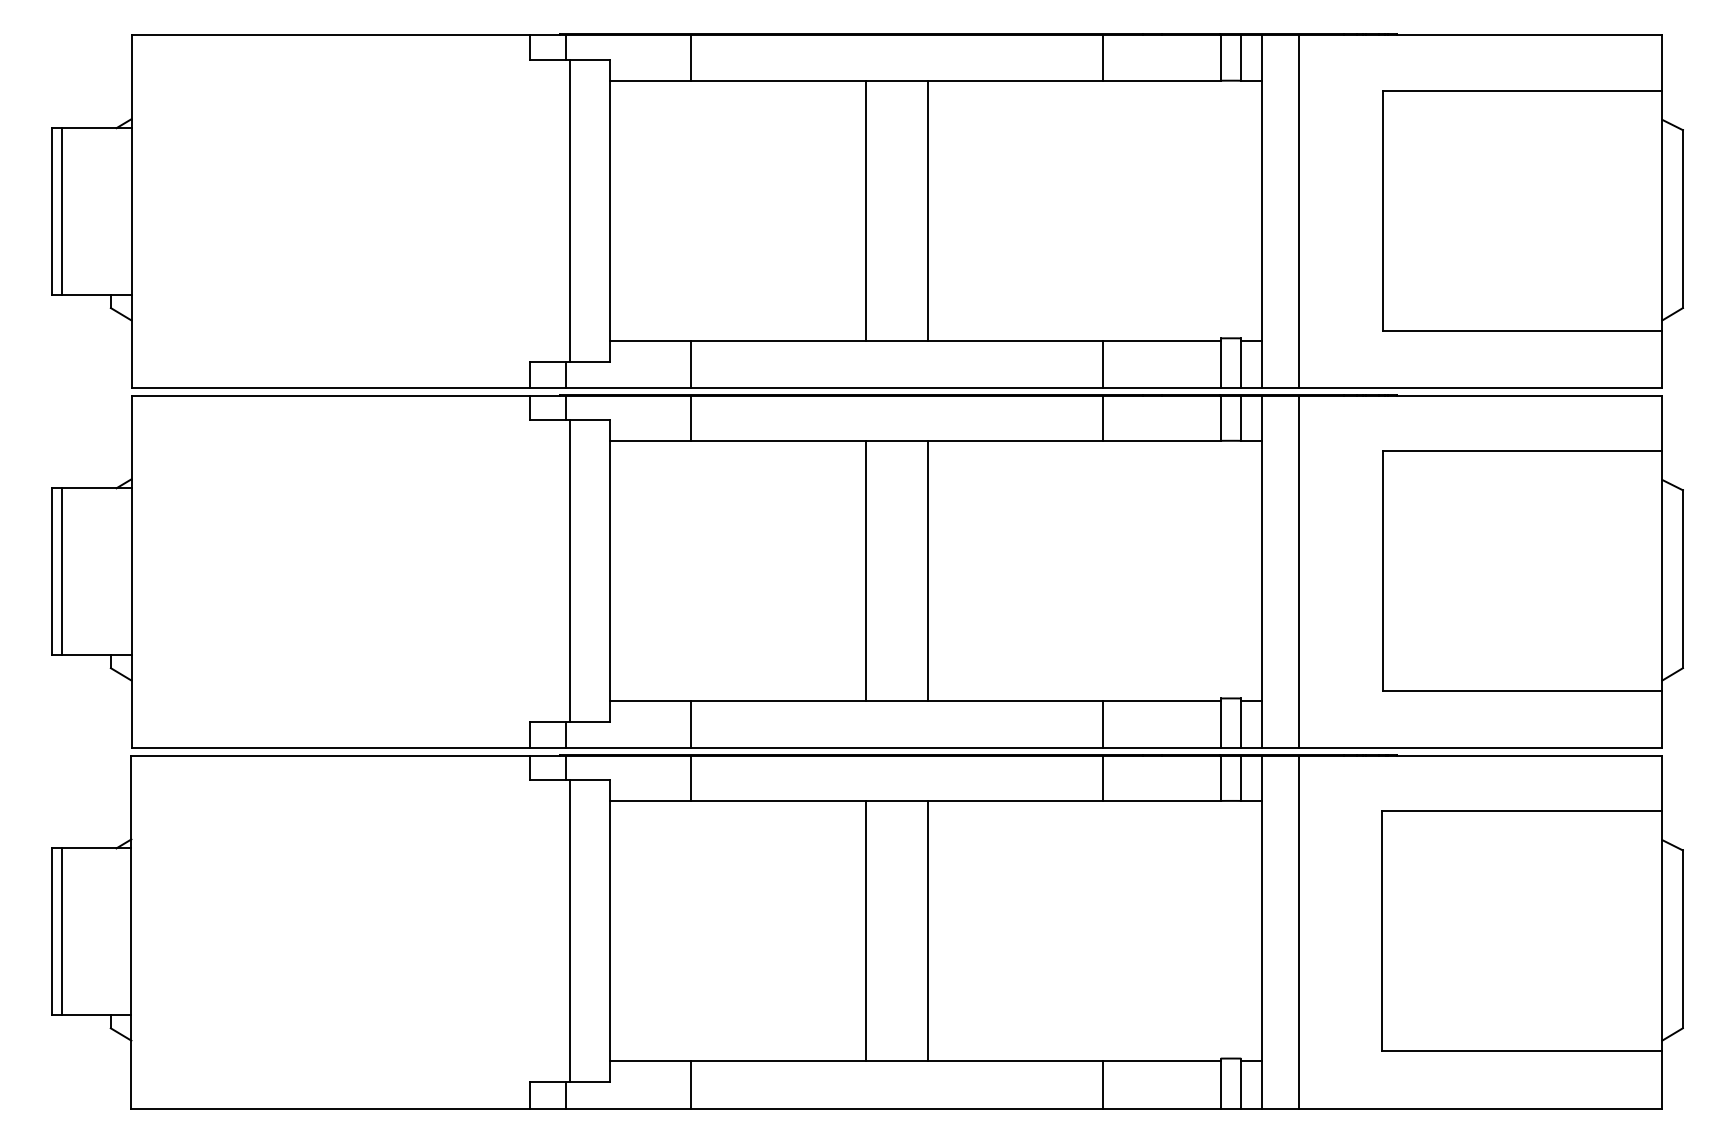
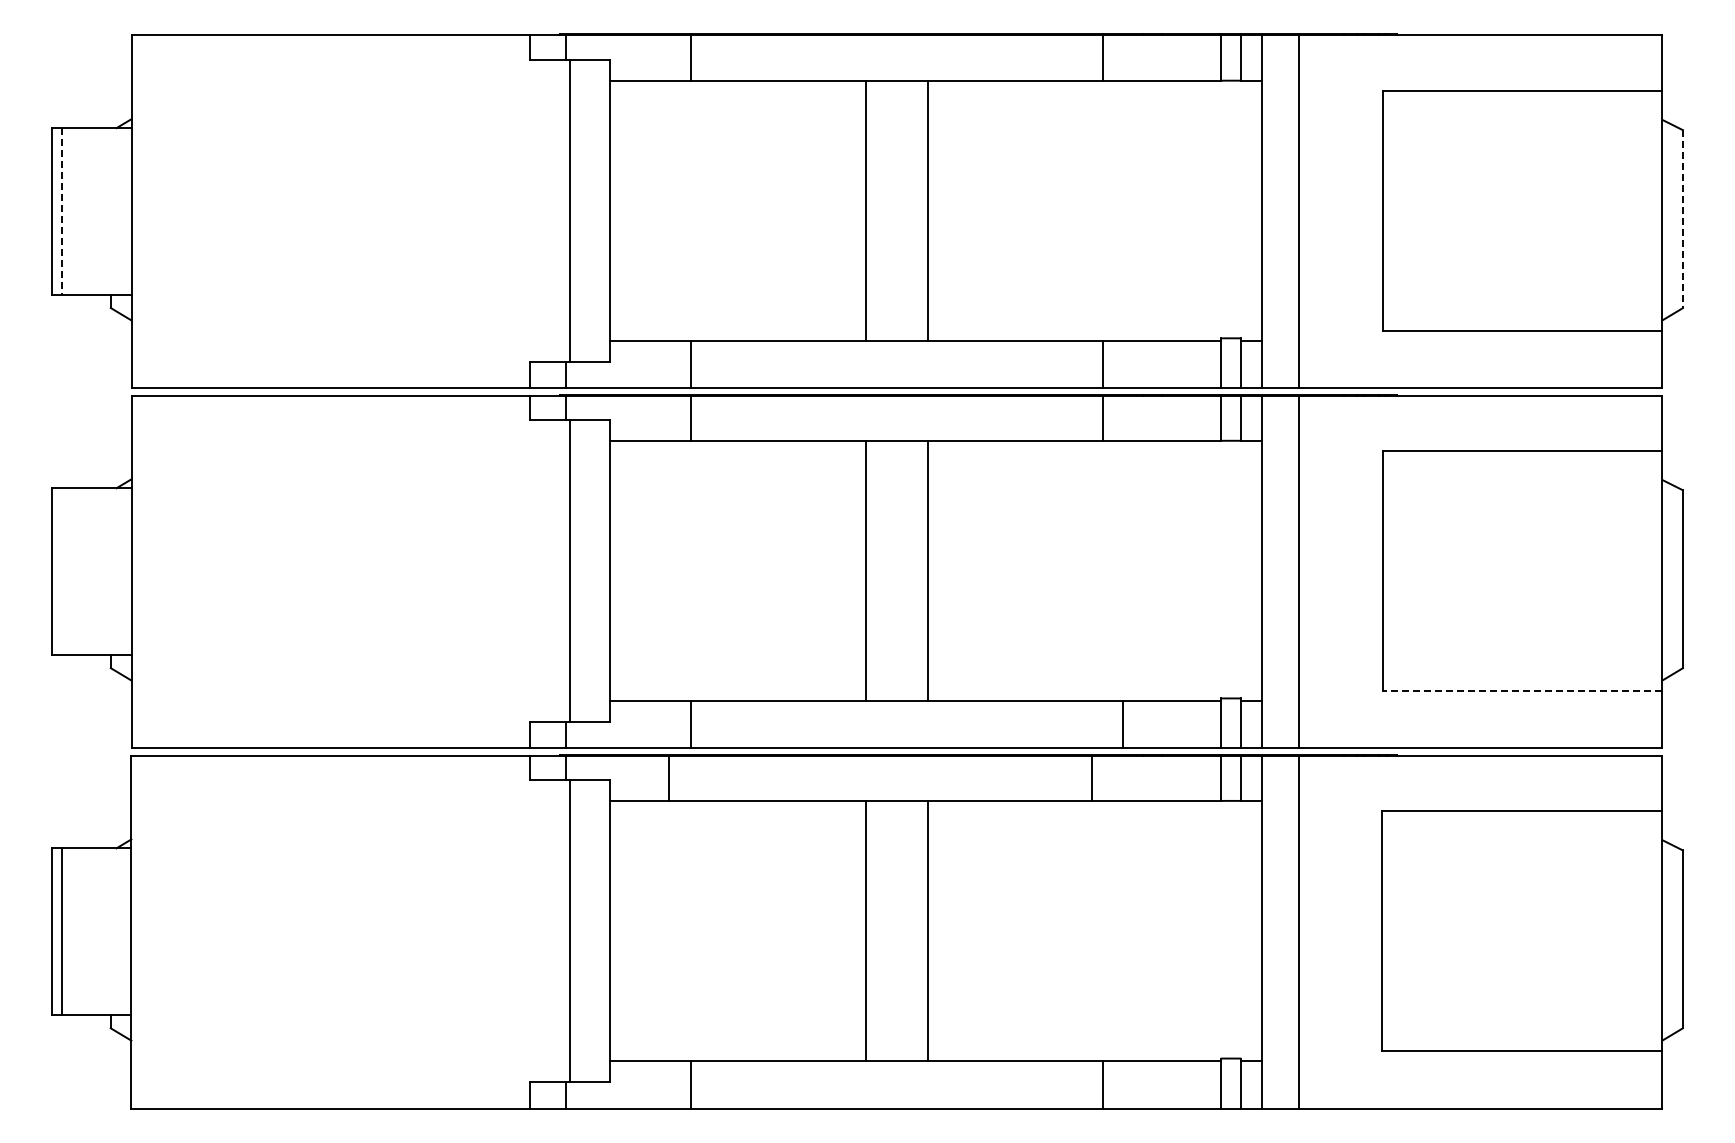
line: solid -> dashed (62, 211)
line: solid -> dashed (1682, 219)
line: present -> none (62, 571)
line: solid -> dashed (1522, 690)
line position: (1102, 724) -> (1122, 724) (1122, 724)
line position: (691, 777) -> (669, 777) (669, 777)
line position: (1102, 777) -> (1091, 777) (1091, 777)
